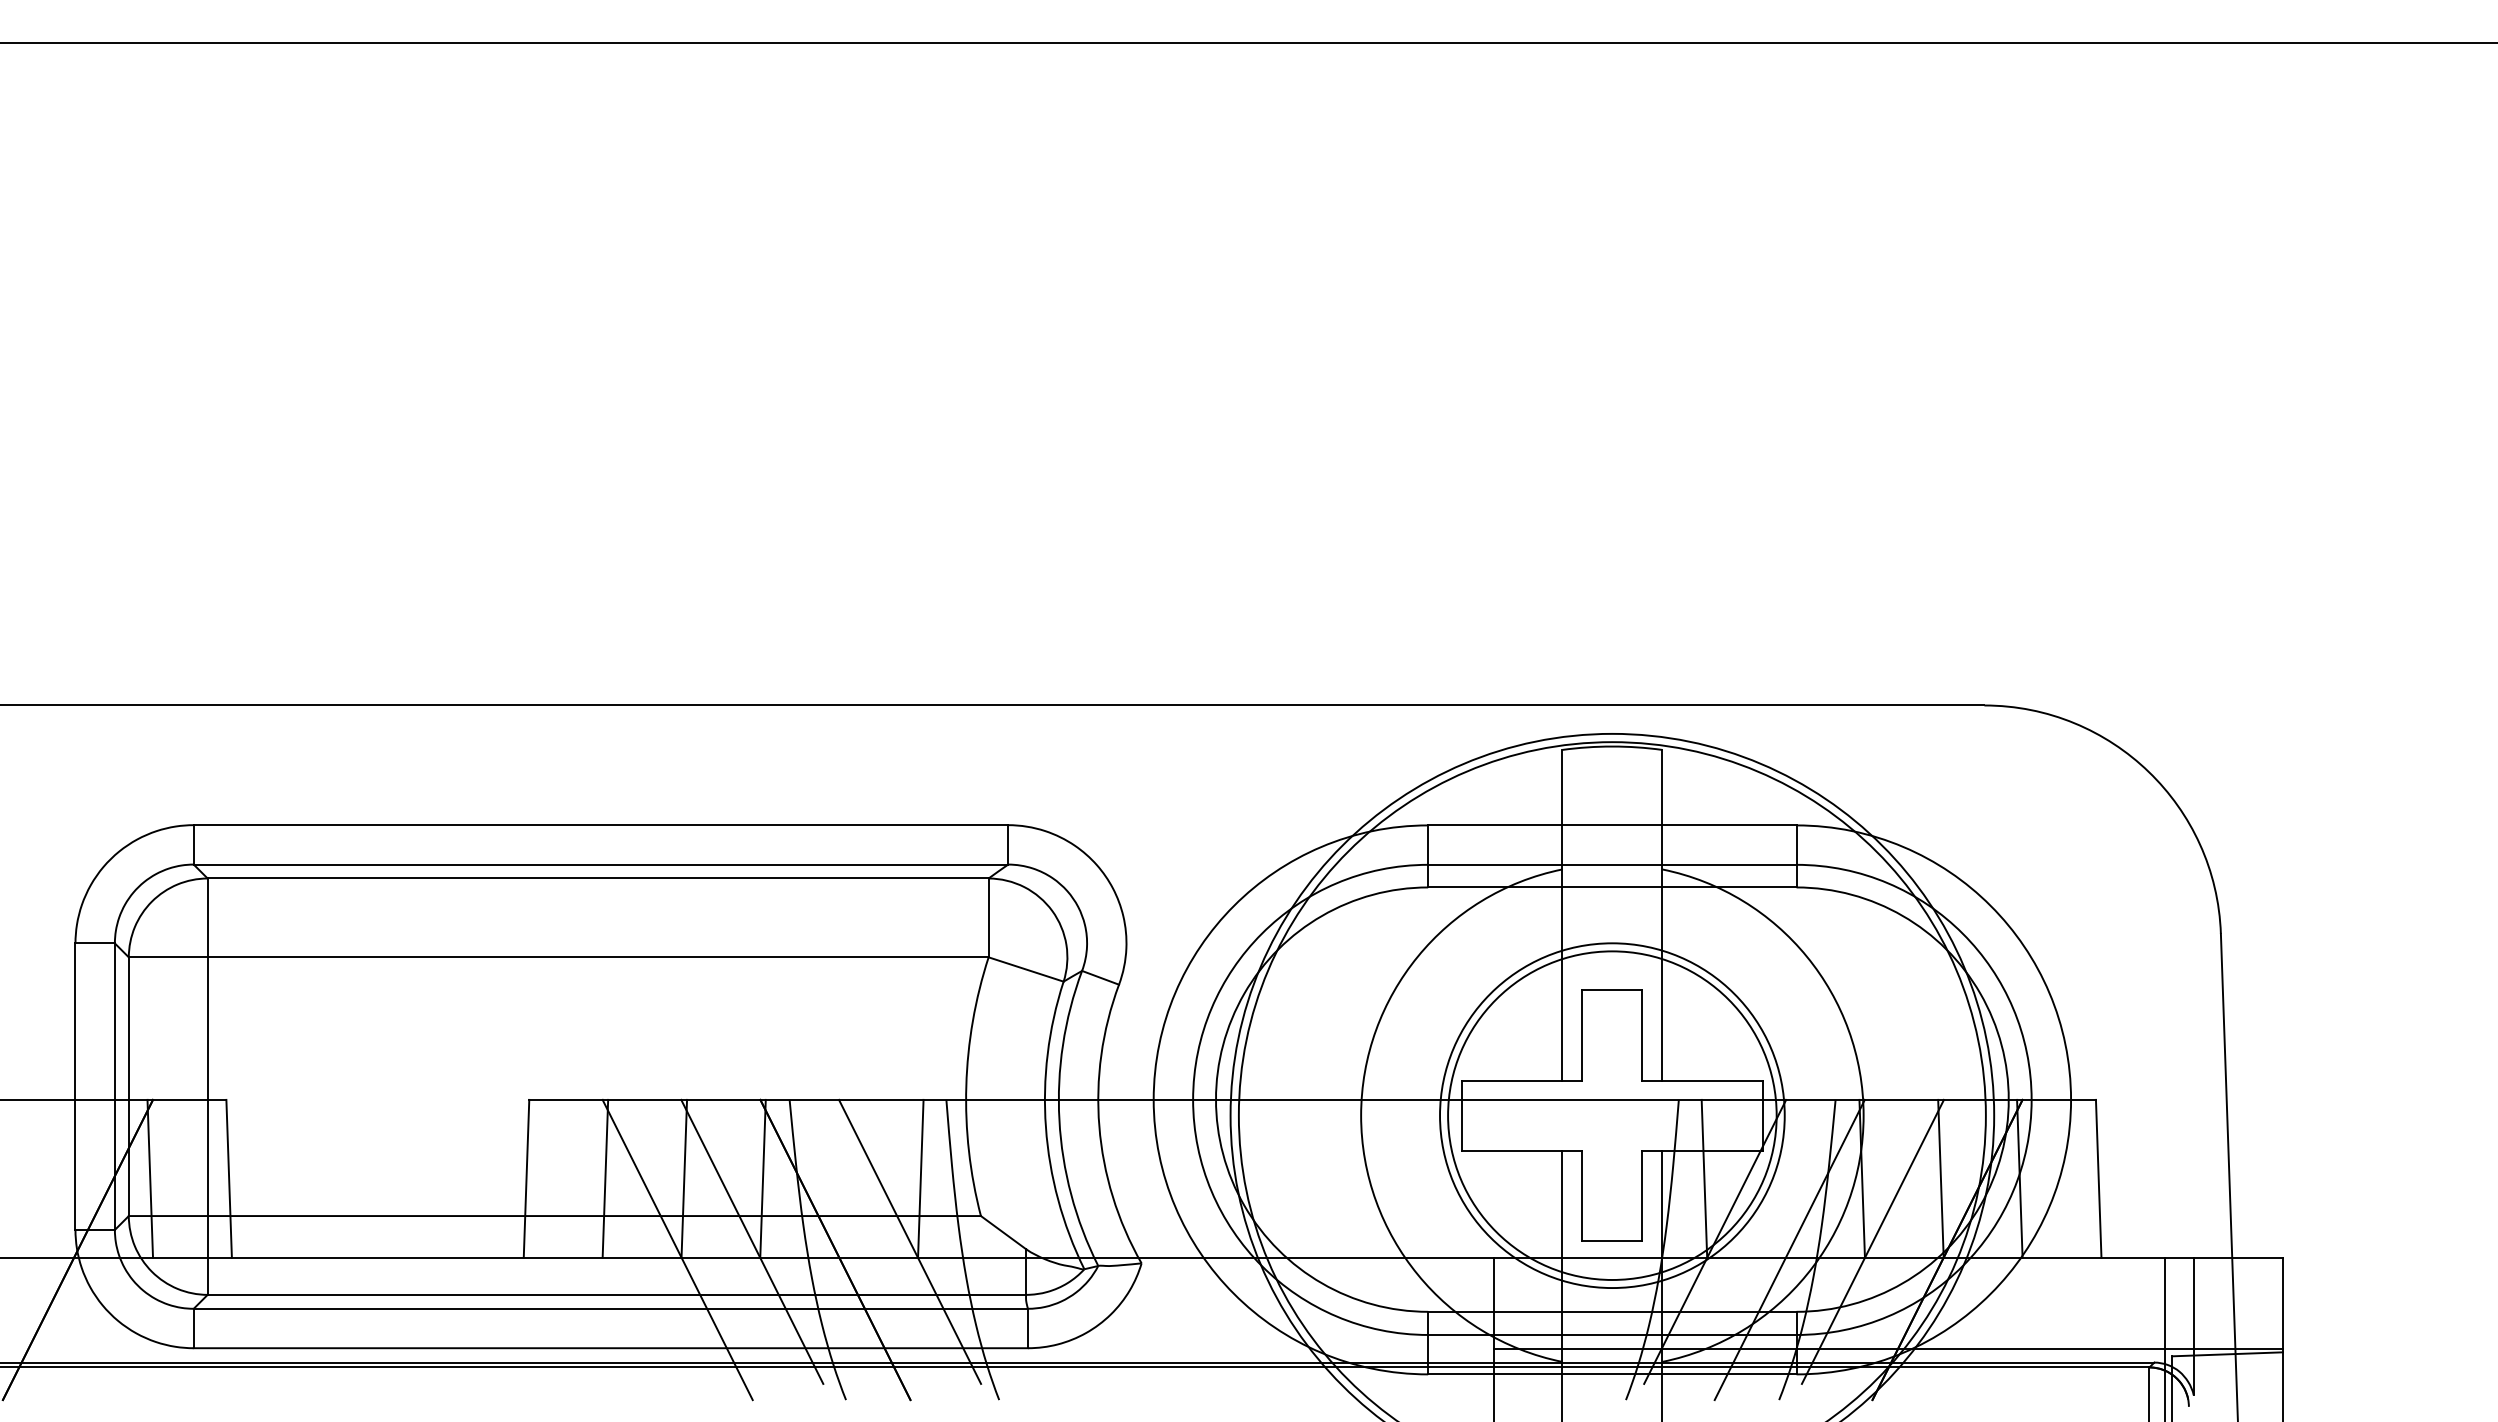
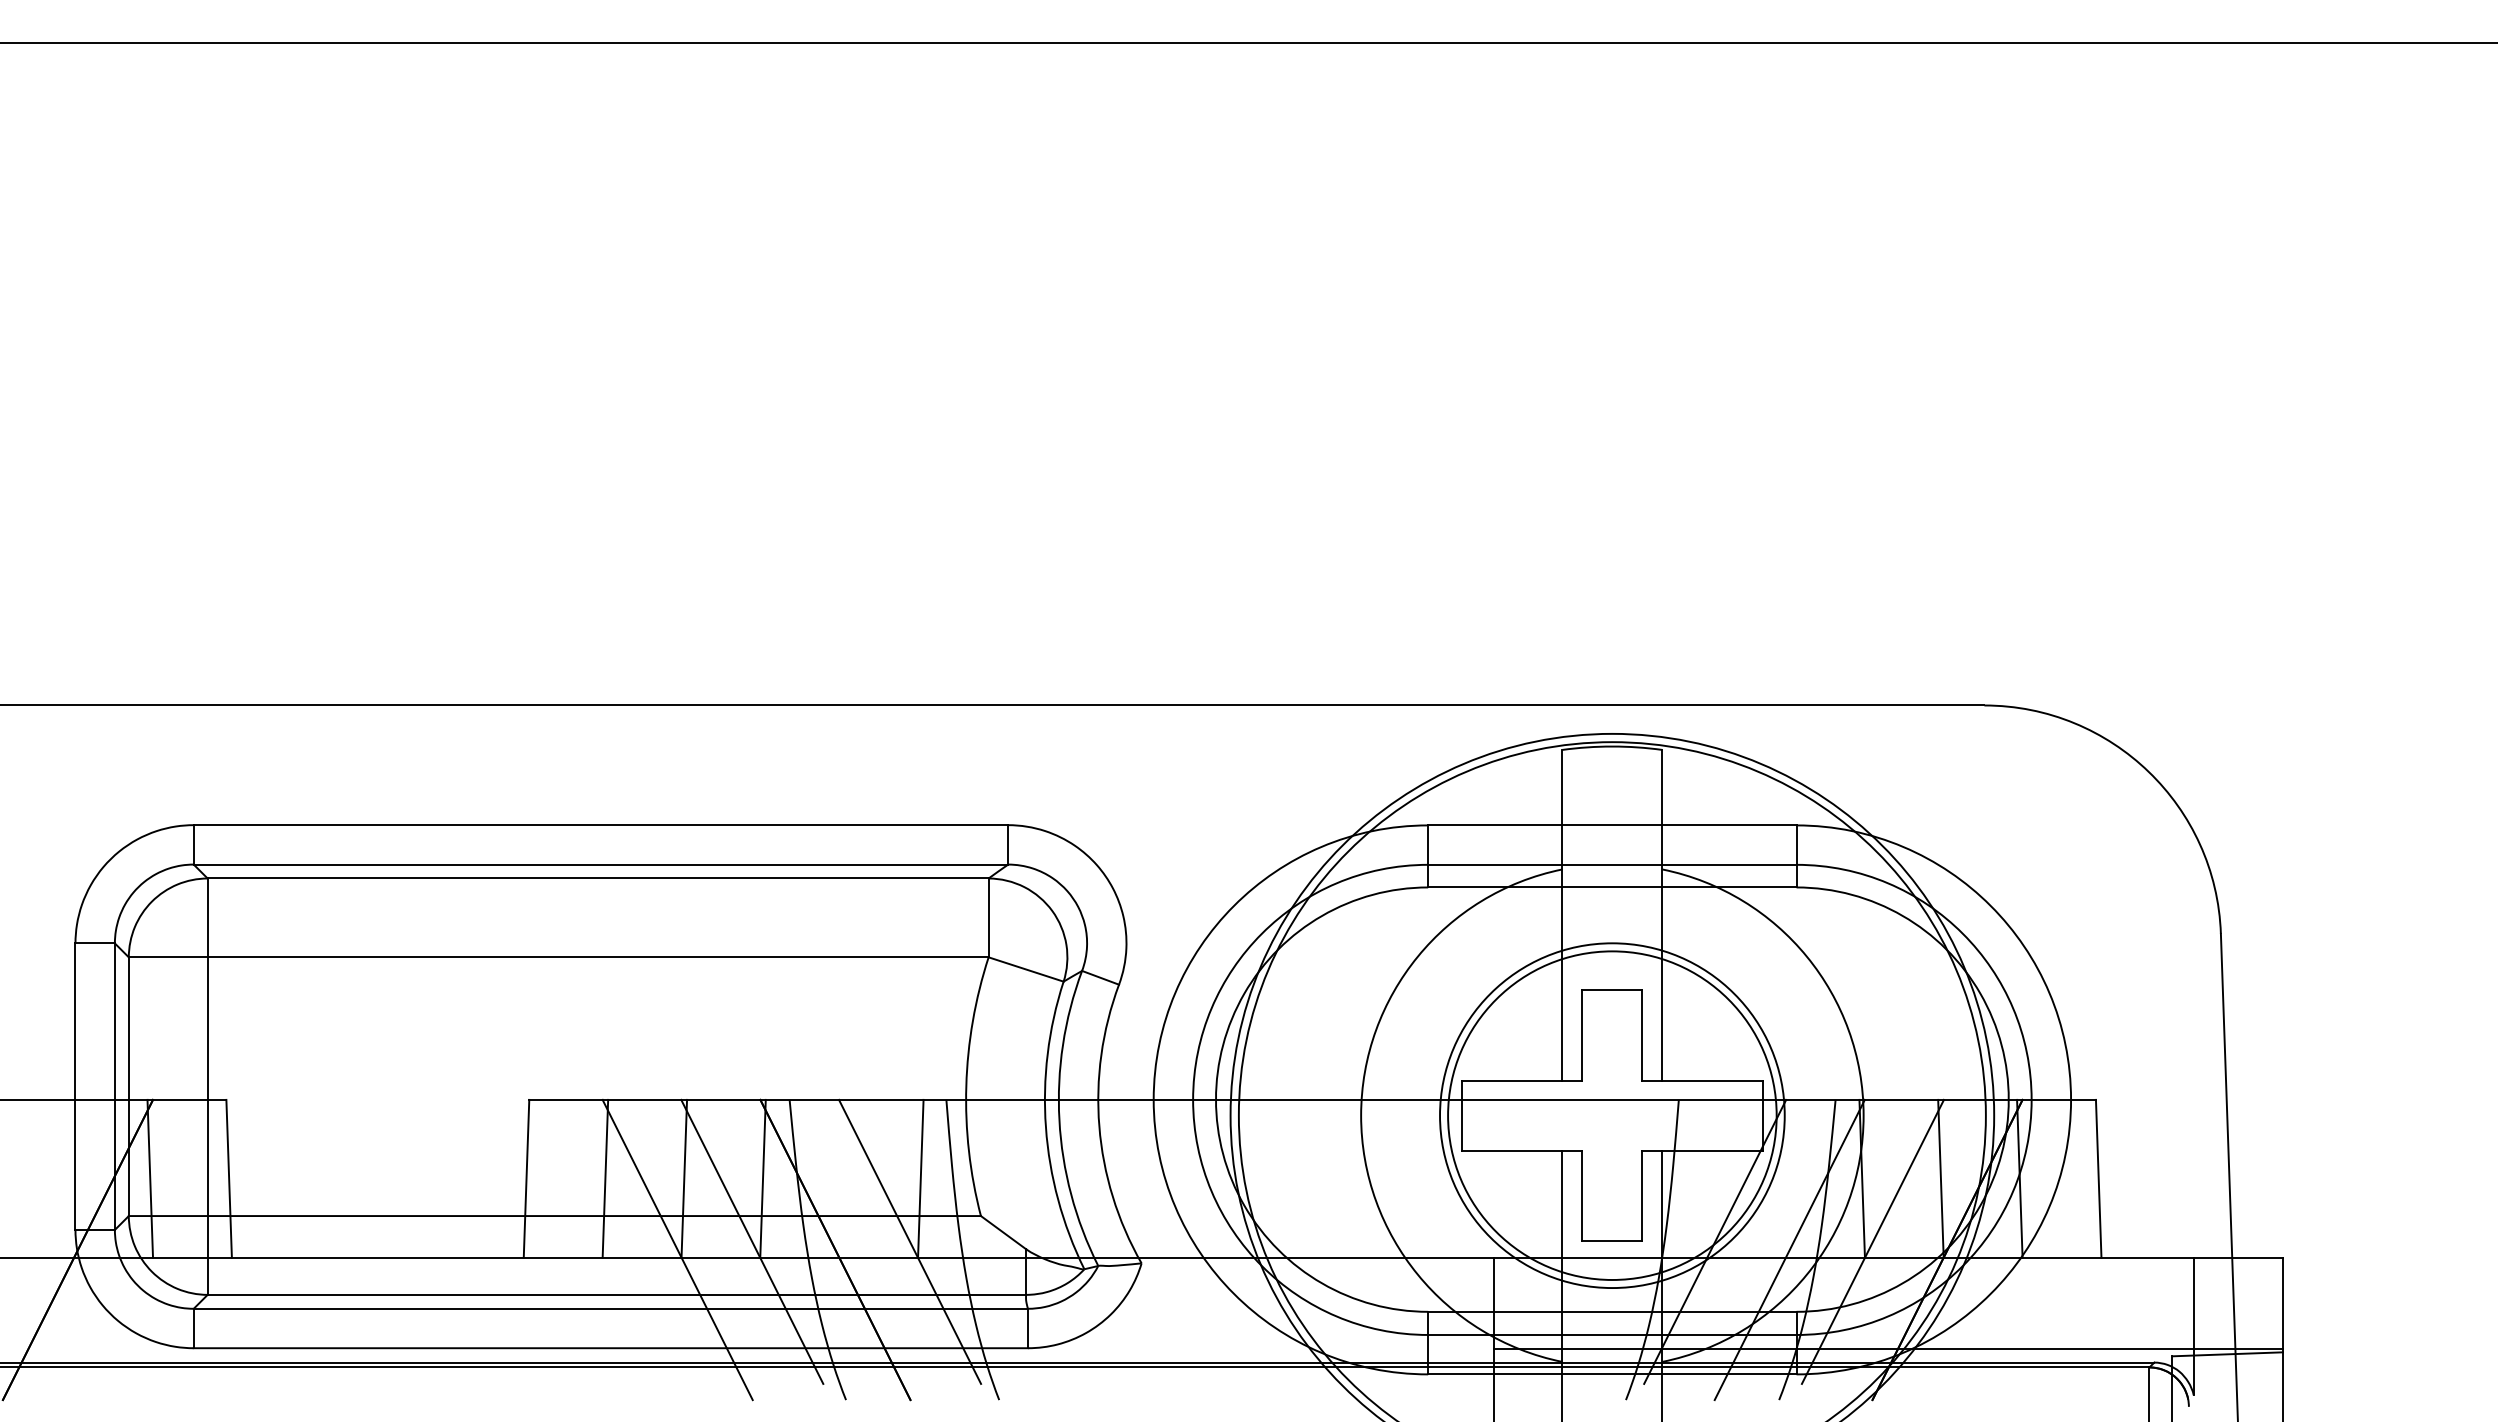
line: present -> none (1704, 1178)
line: present -> none (2164, 1337)
